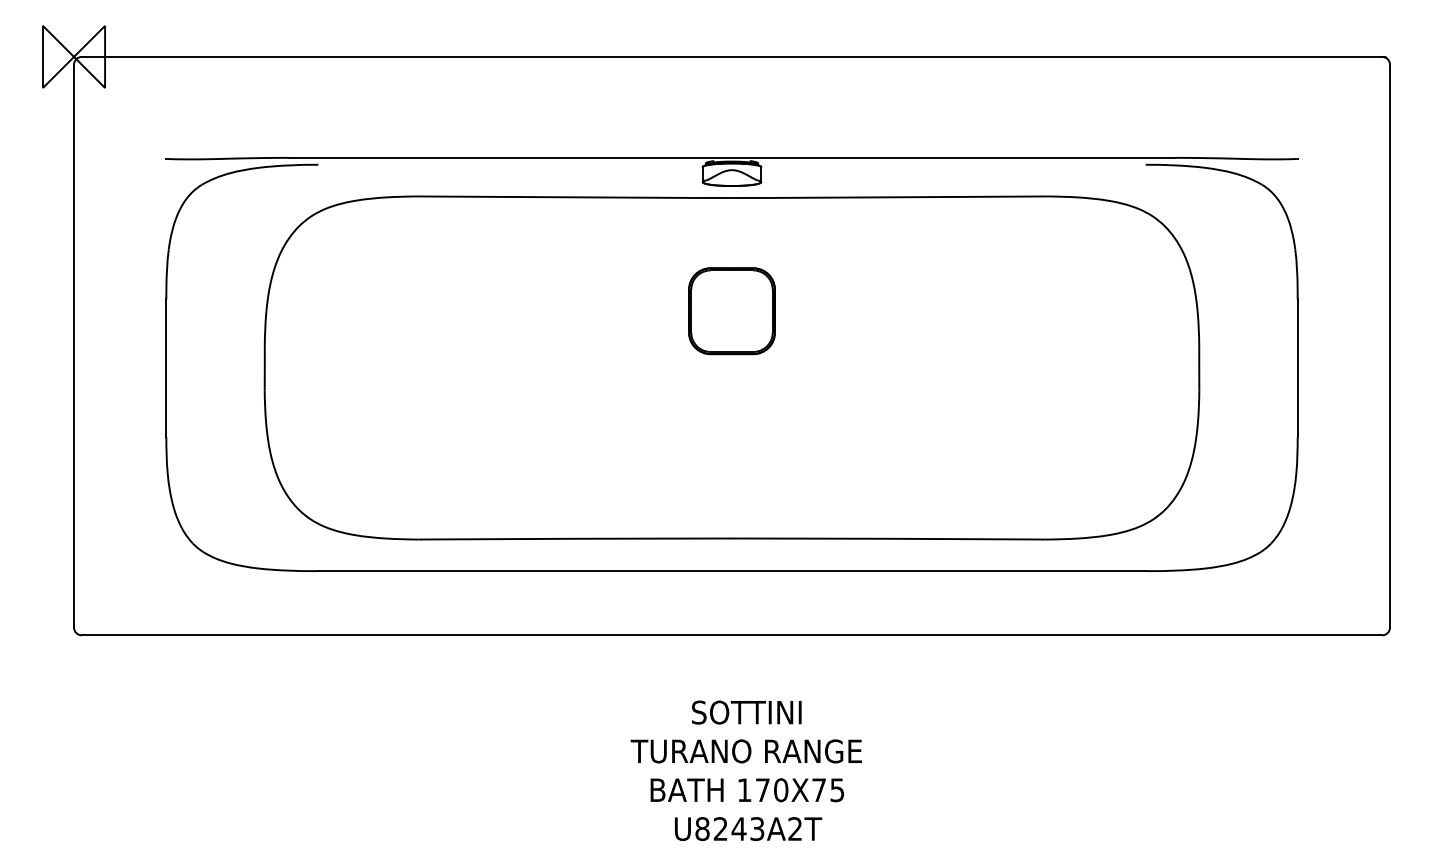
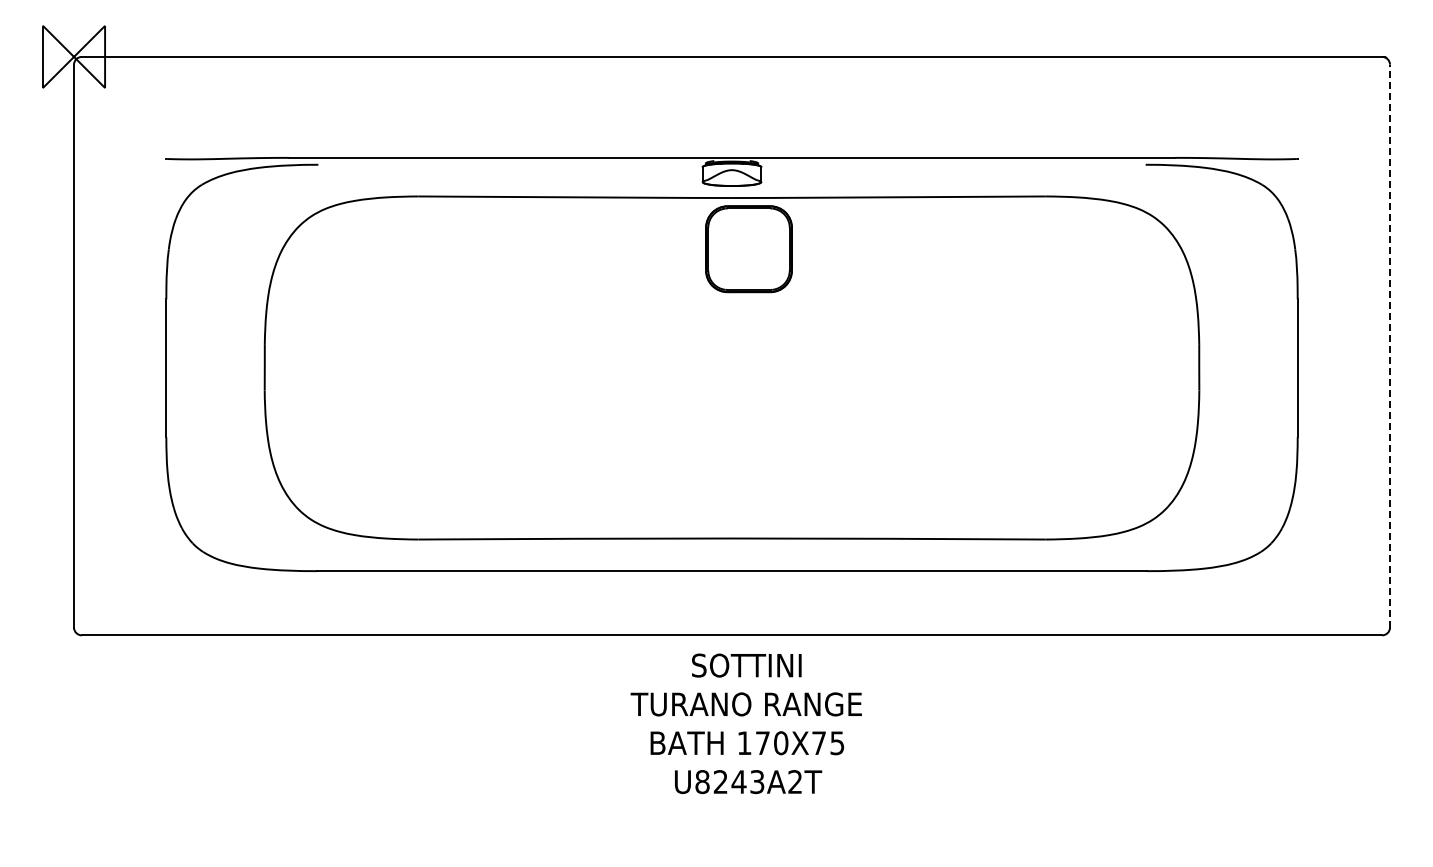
part position: (731, 311) -> (748, 249) (748, 249)
line: solid -> dashed (1390, 345)
text position: (745, 770) -> (745, 723) (745, 723)
